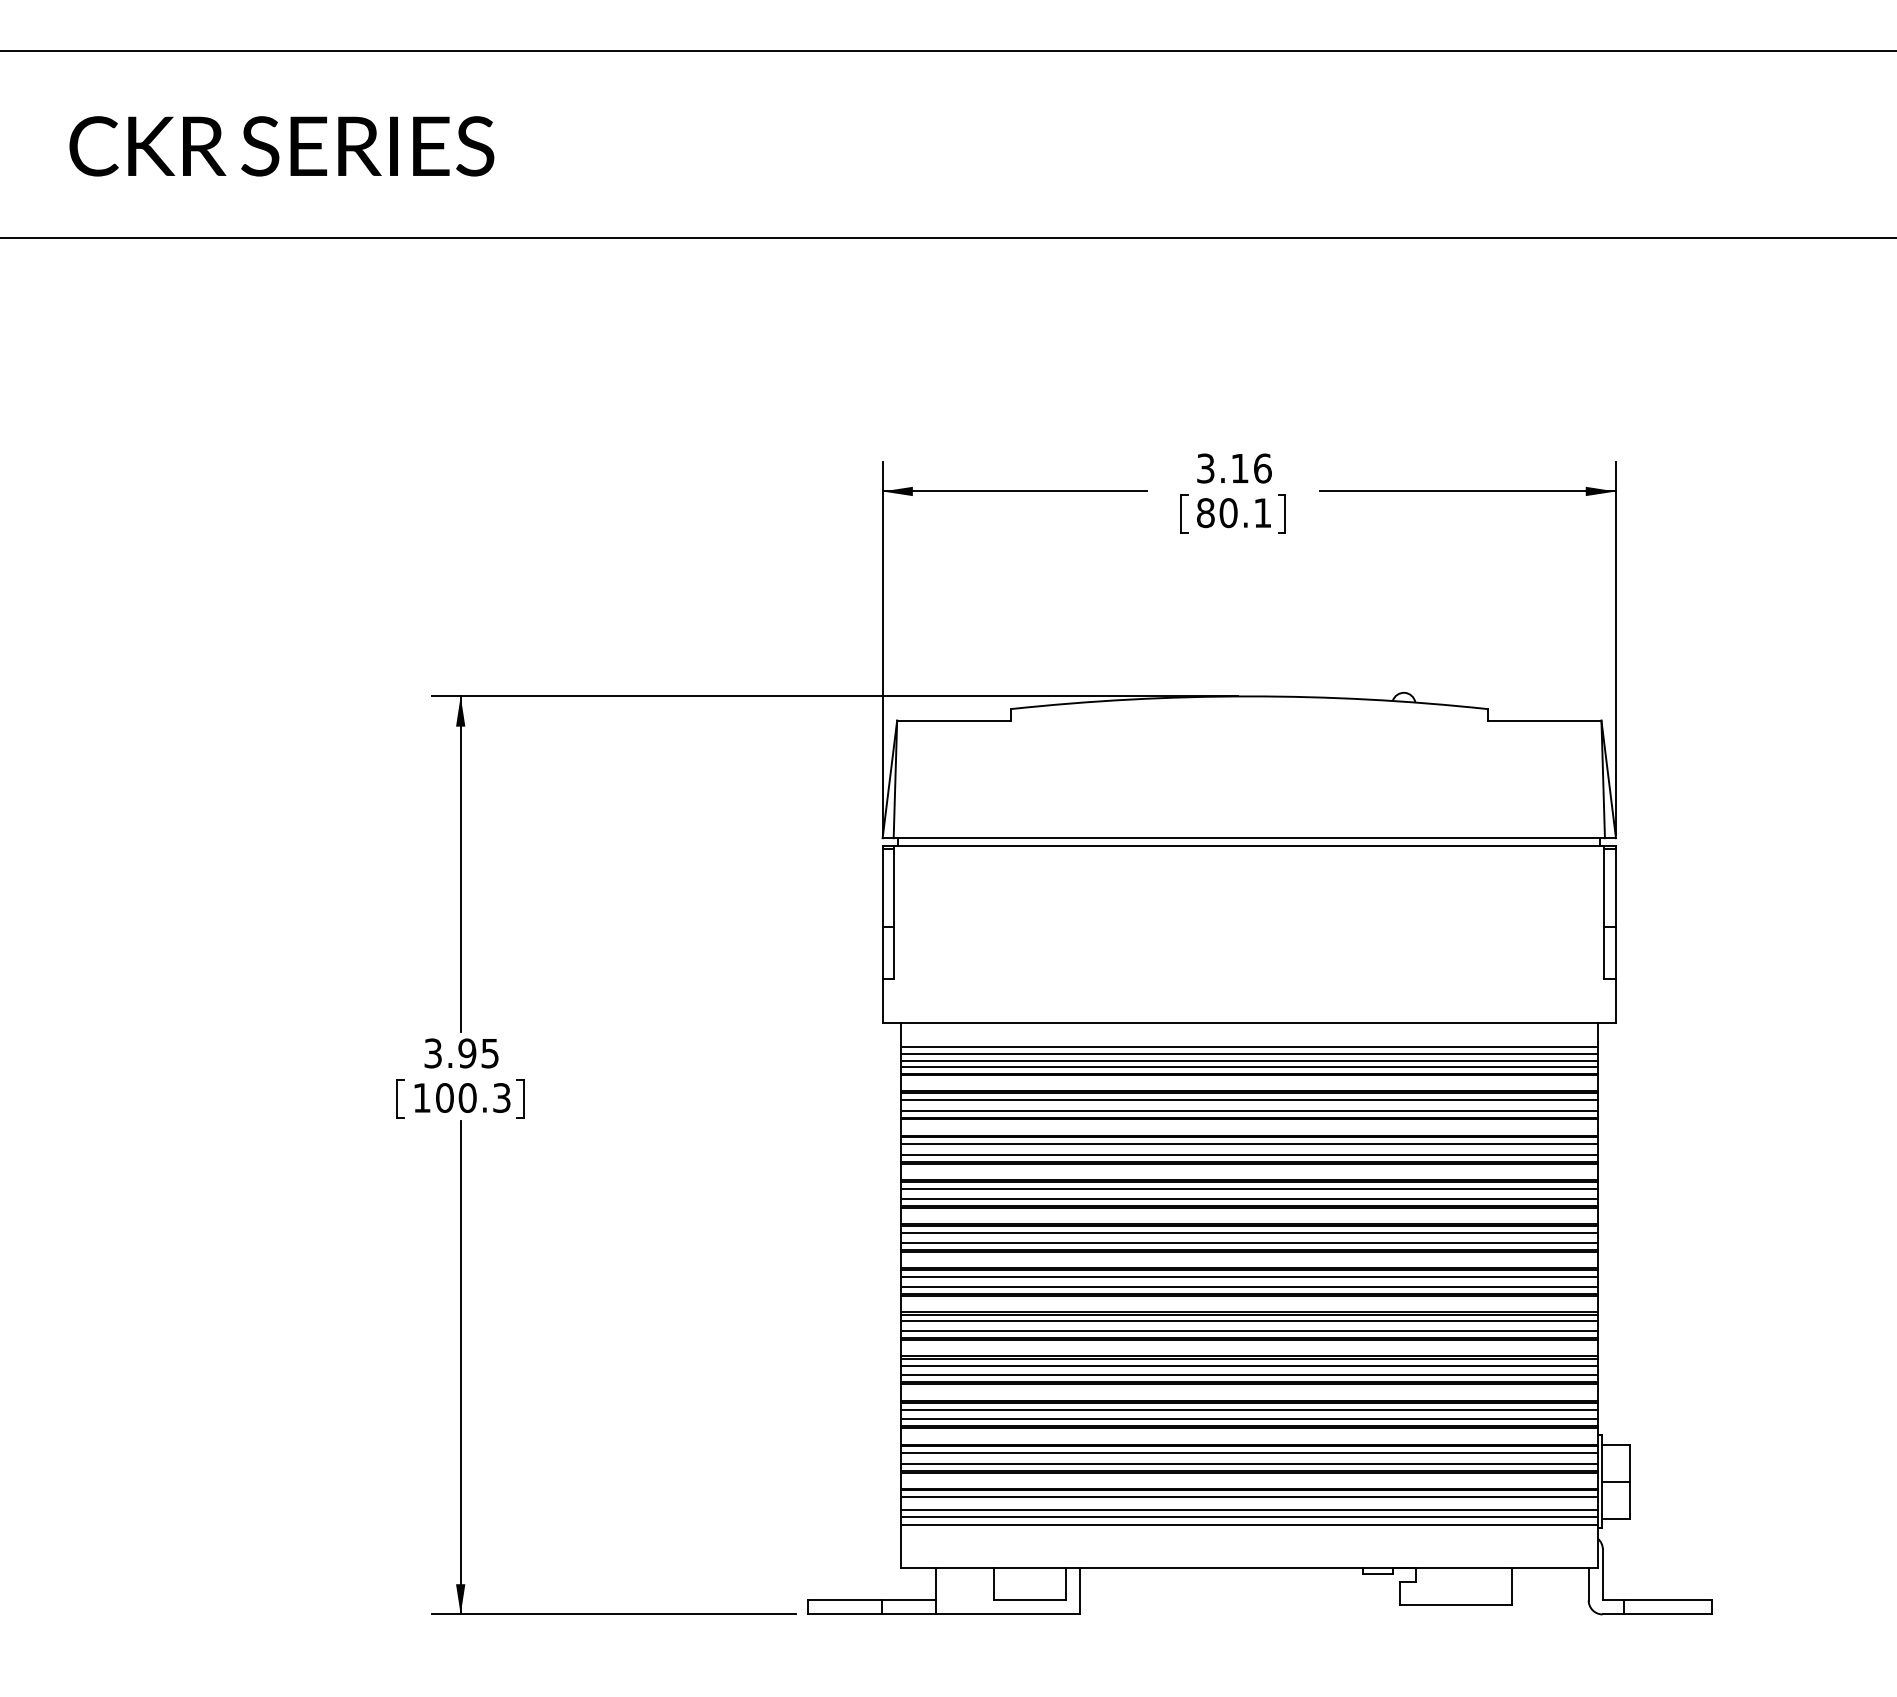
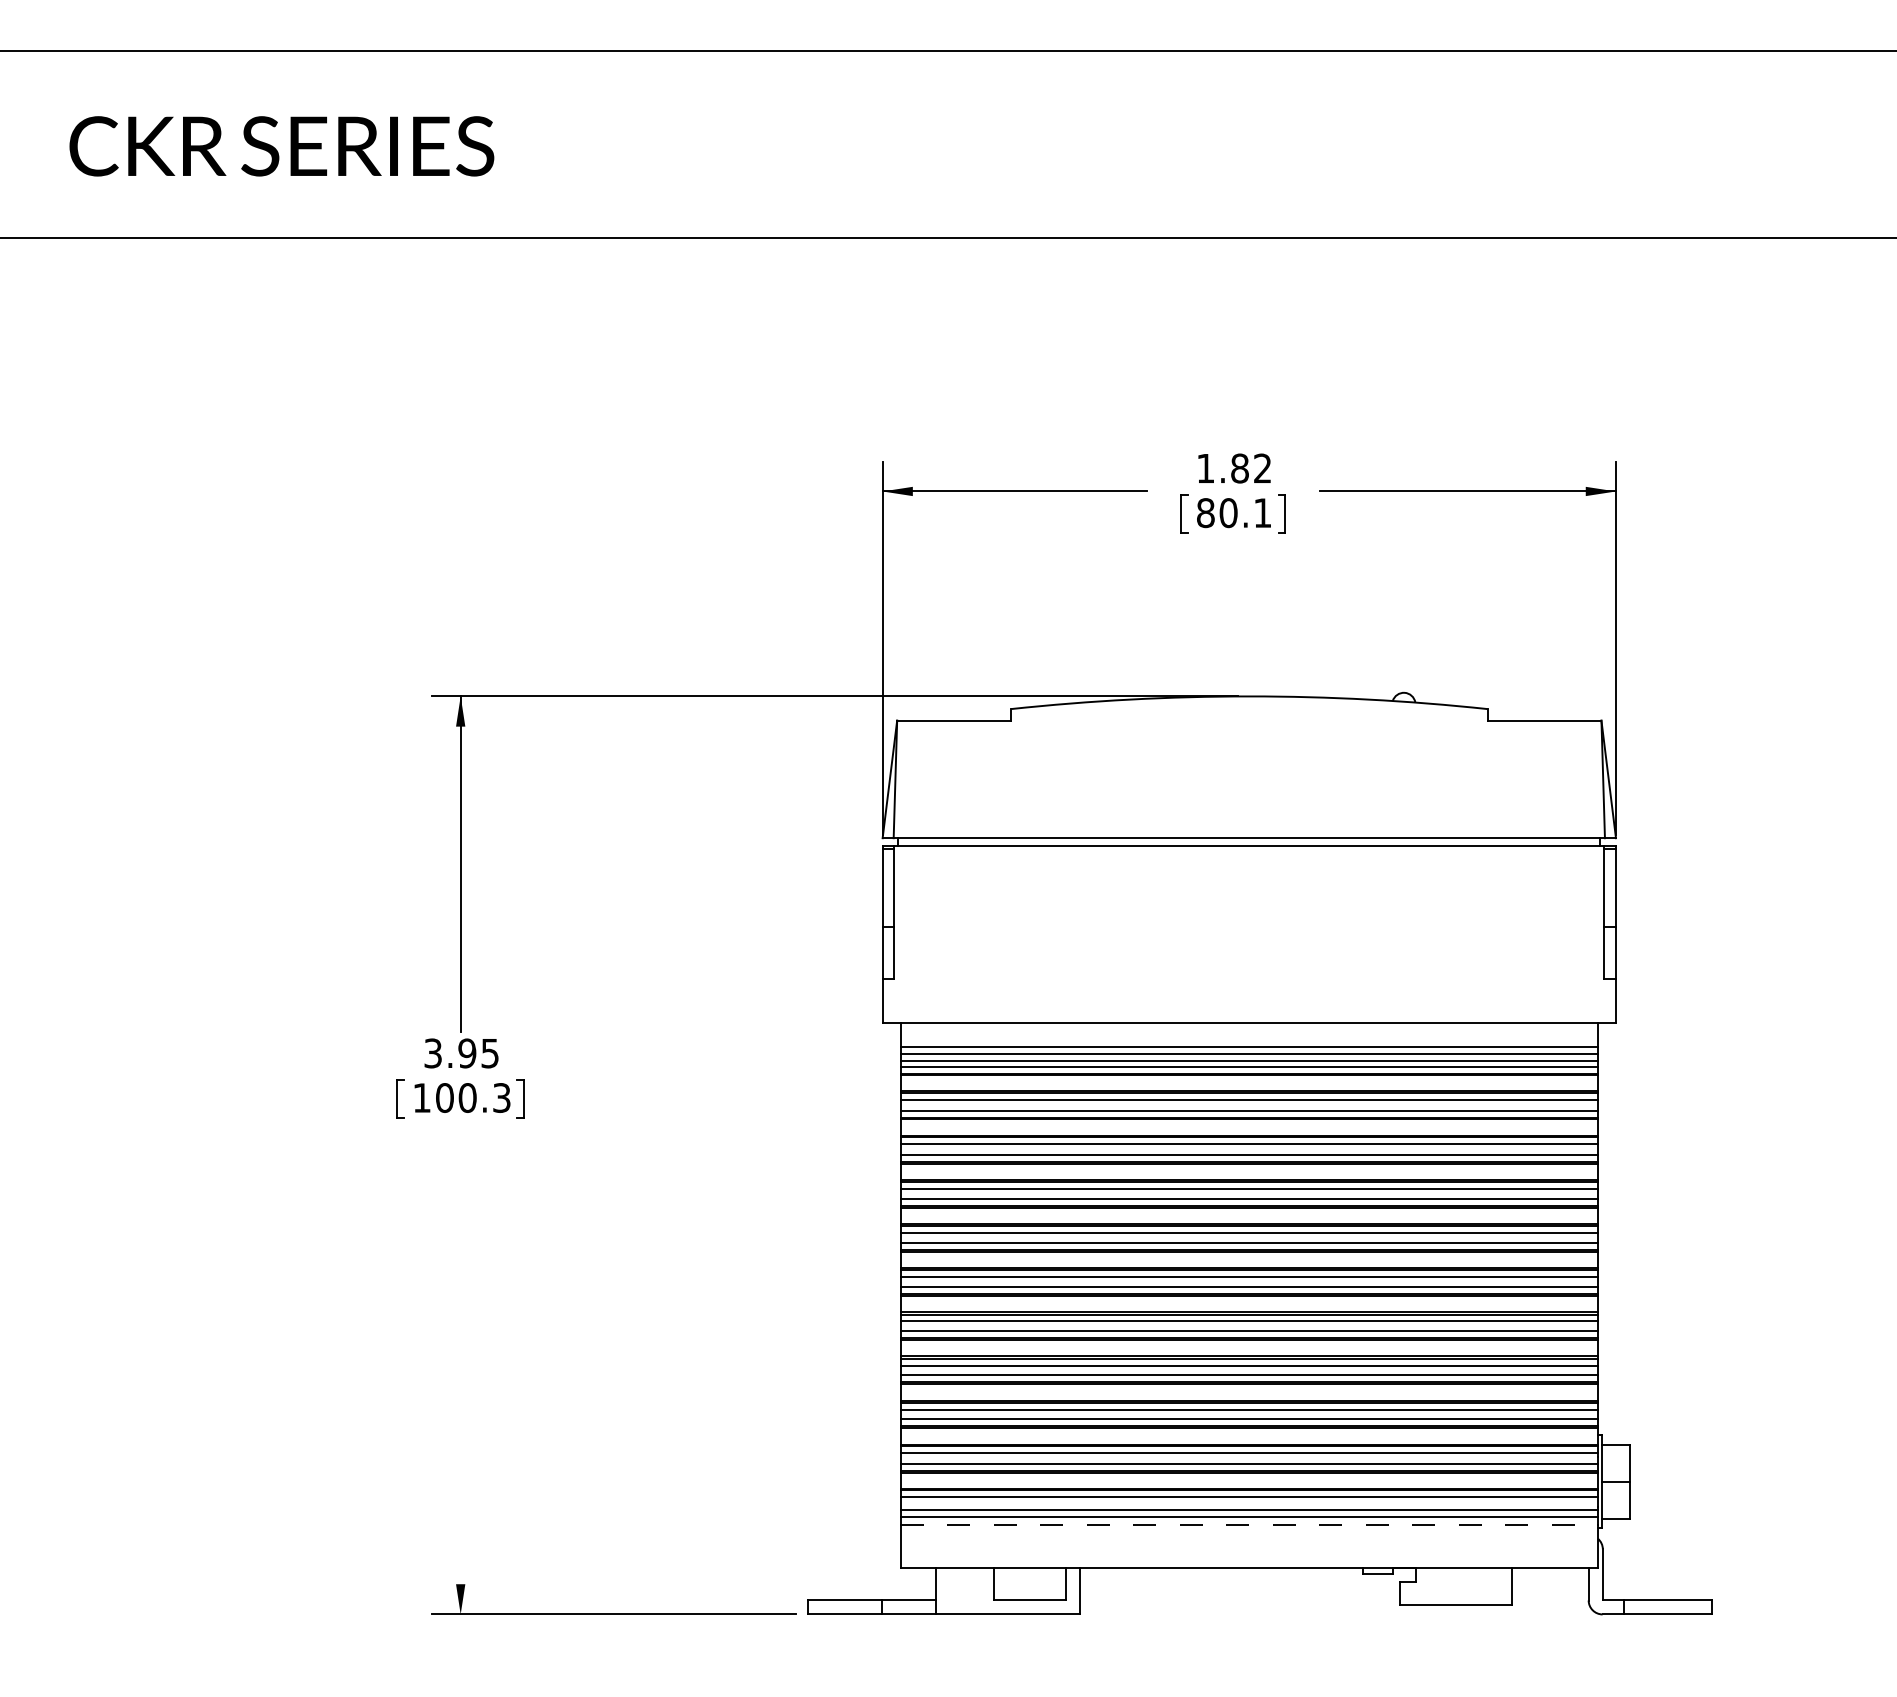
text: 3.16 -> 1.82 (1234, 468)
line: present -> none (460, 1367)
line: solid -> dashed (1249, 1524)
